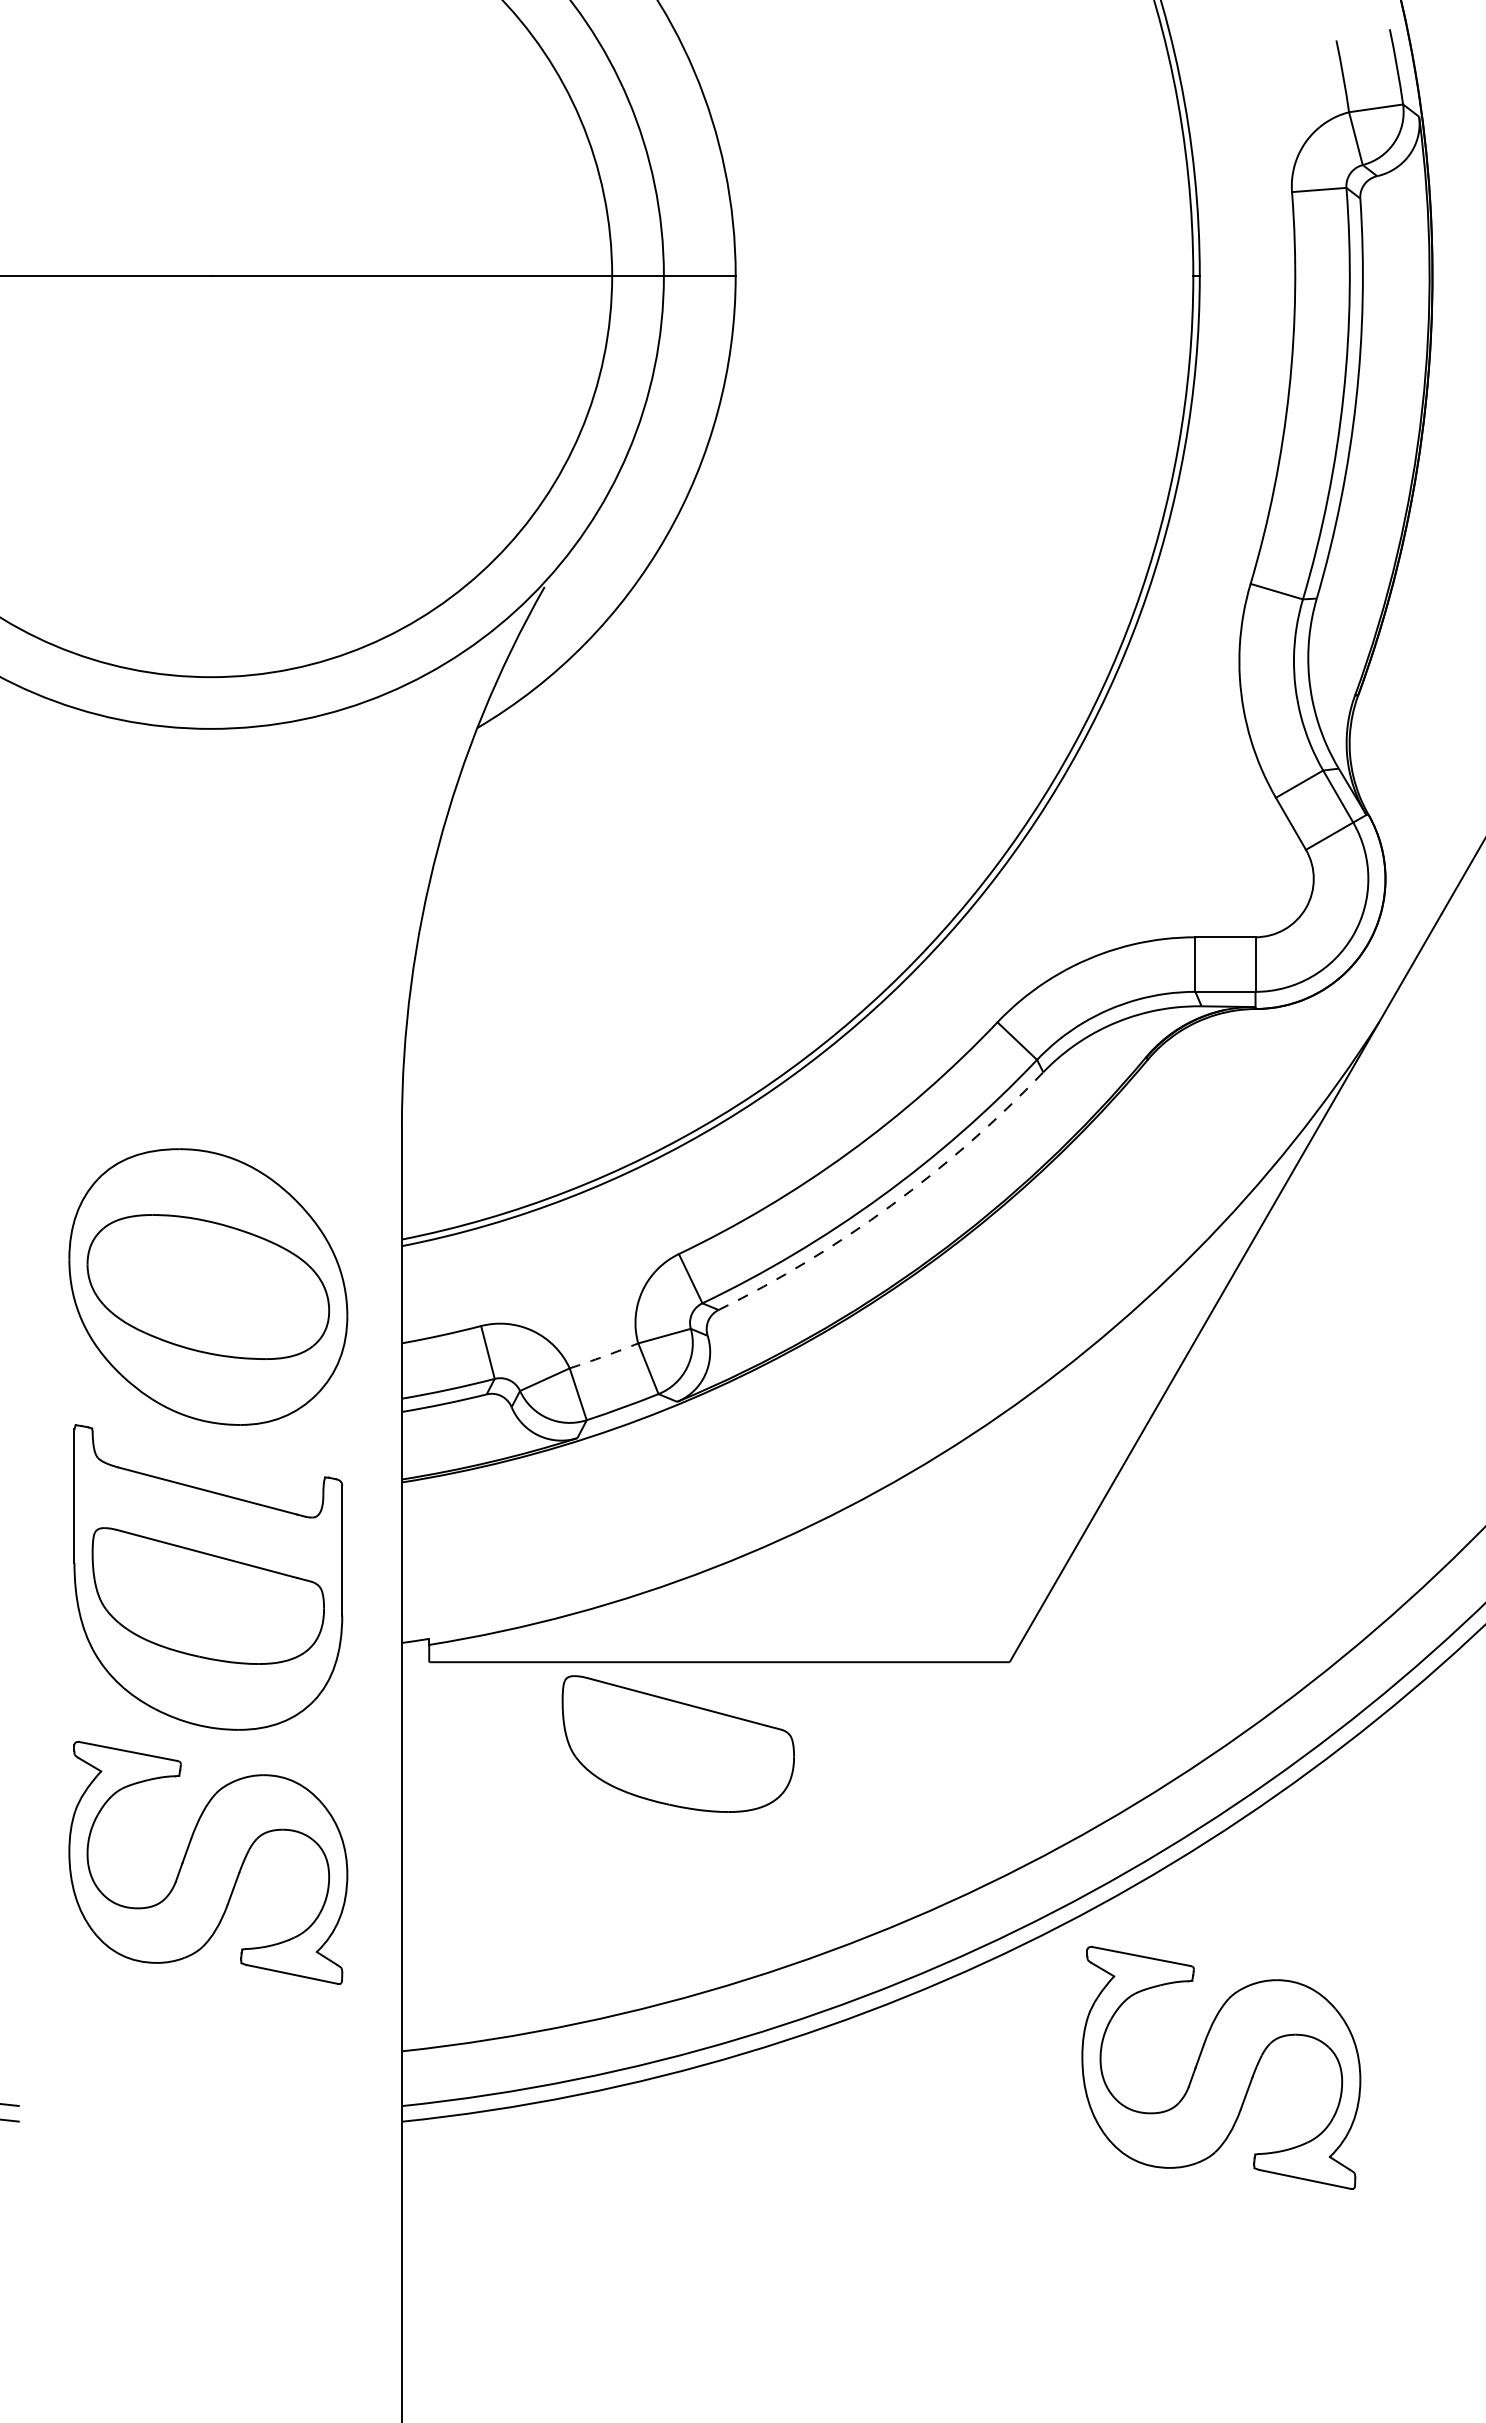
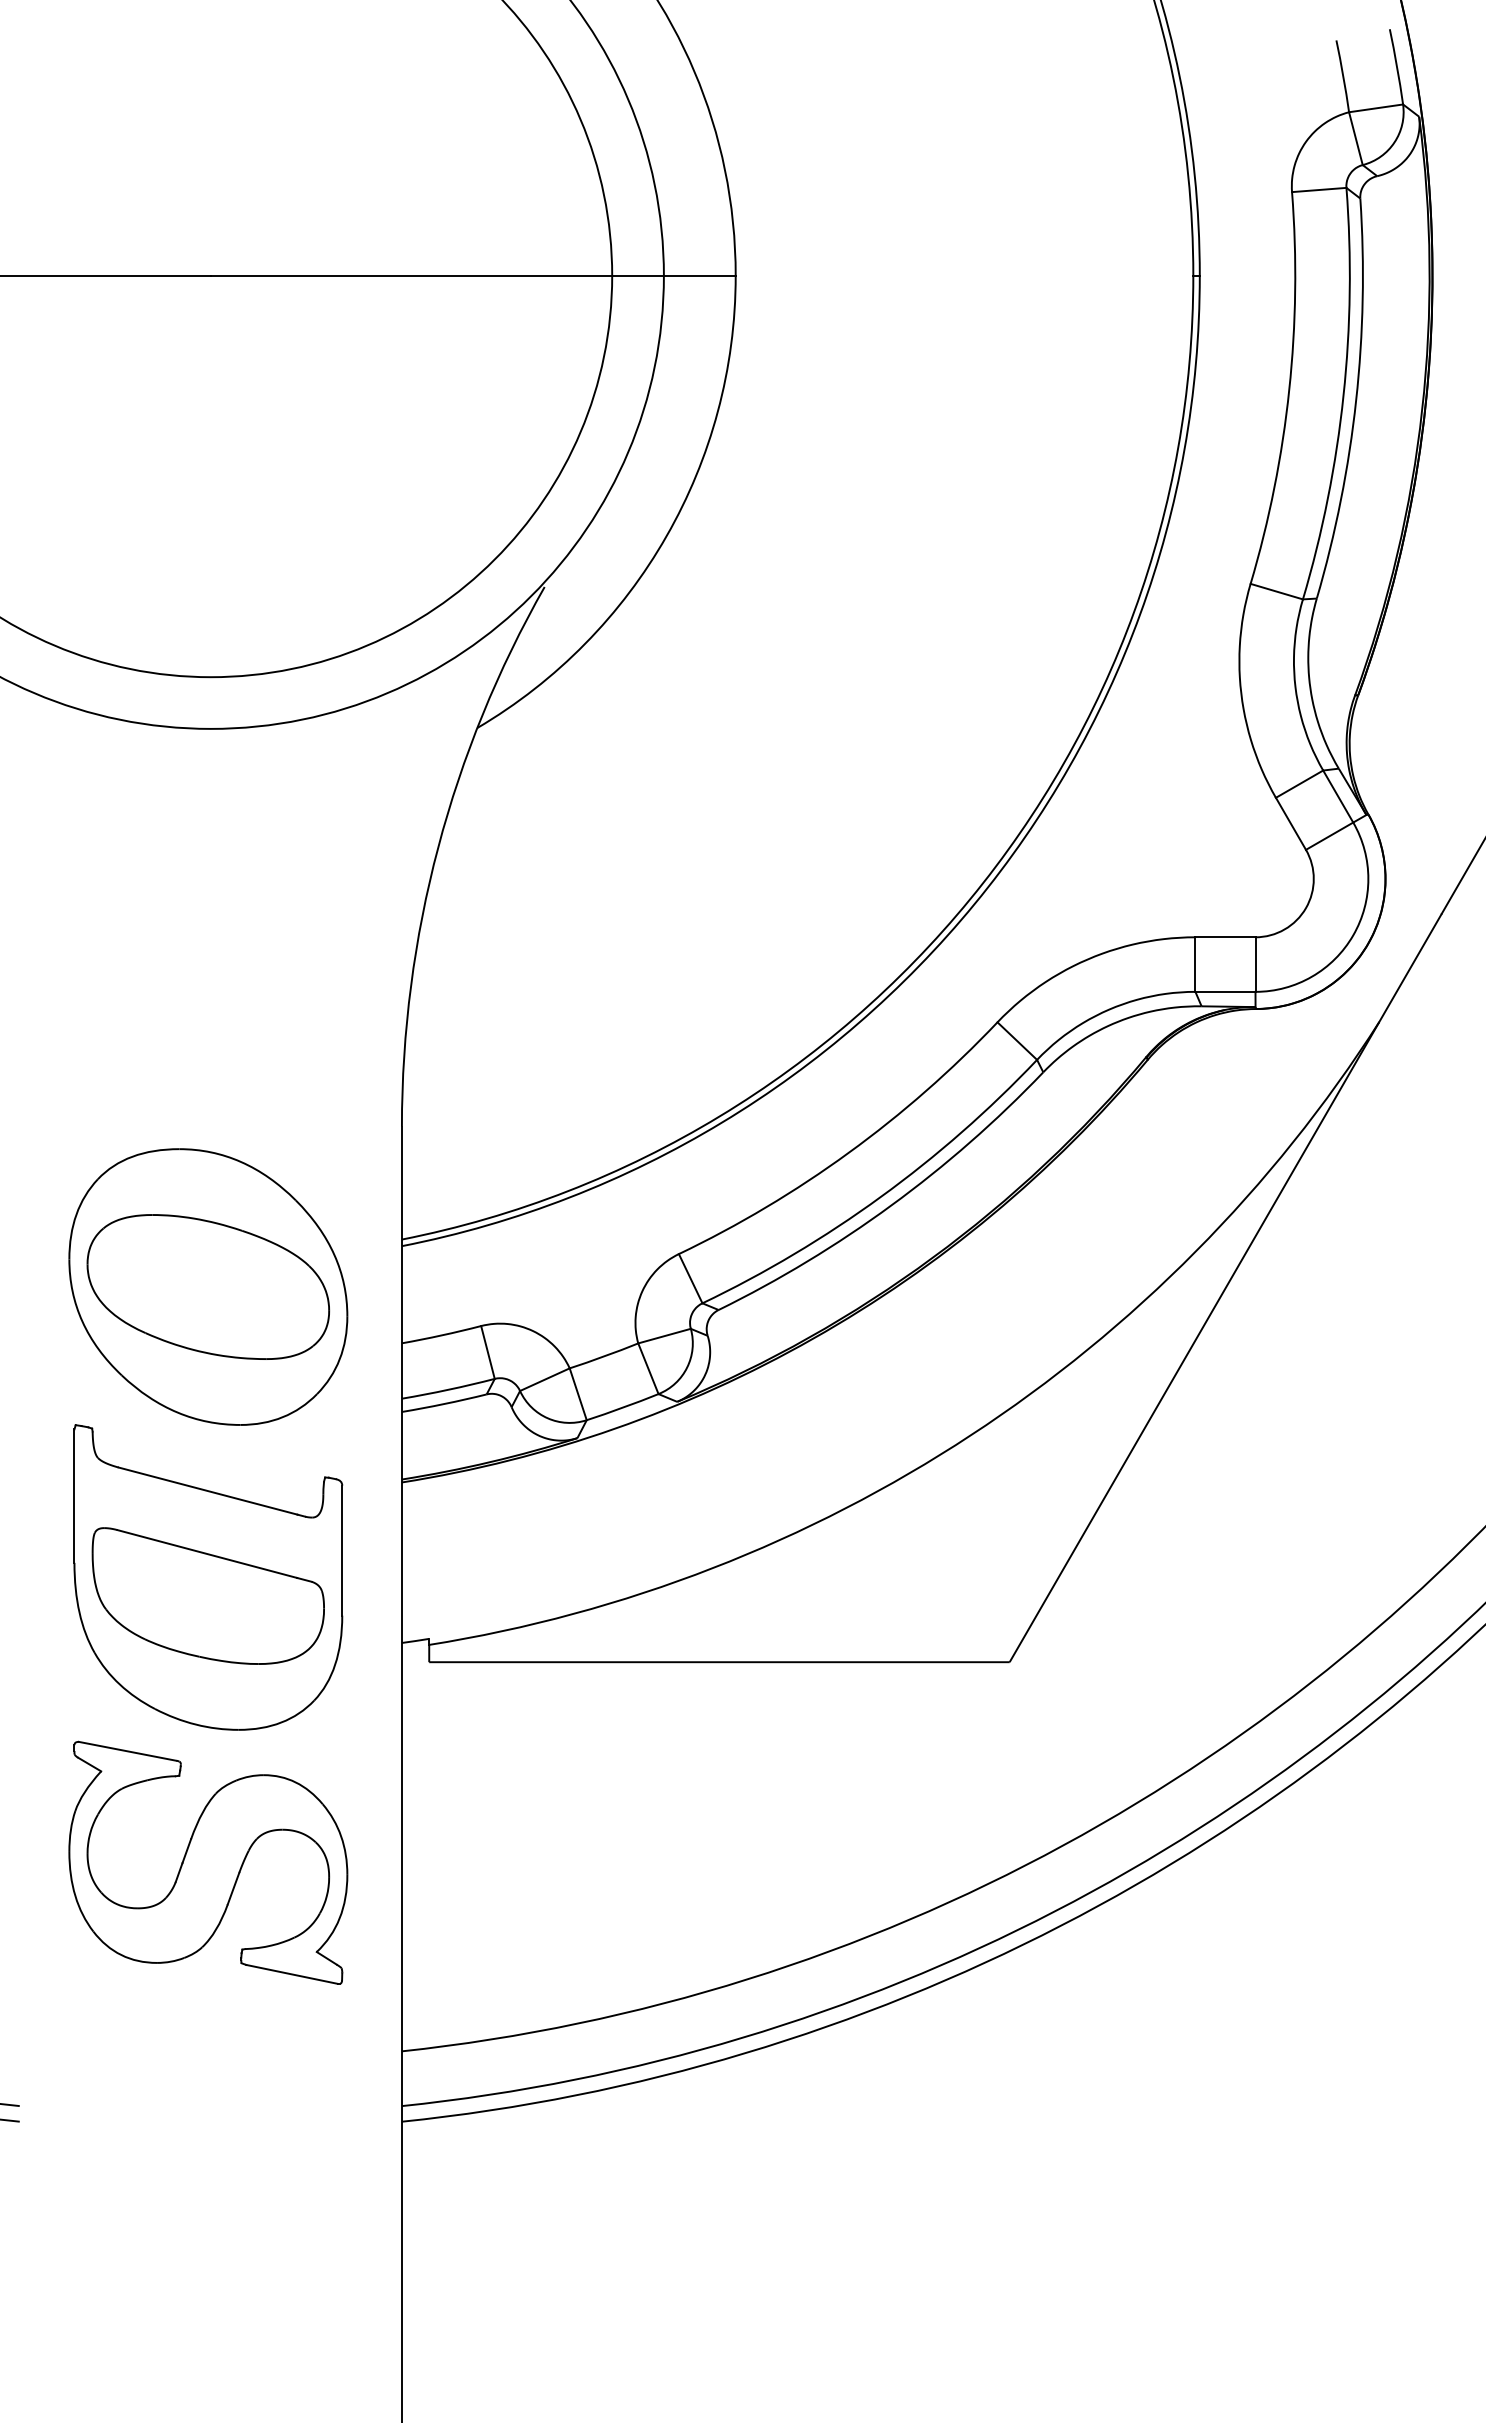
arc: dashed -> solid (891, 1205)
arc: dashed -> solid (604, 1356)
part: present -> none (677, 1743)
part: present -> none (1221, 2067)
